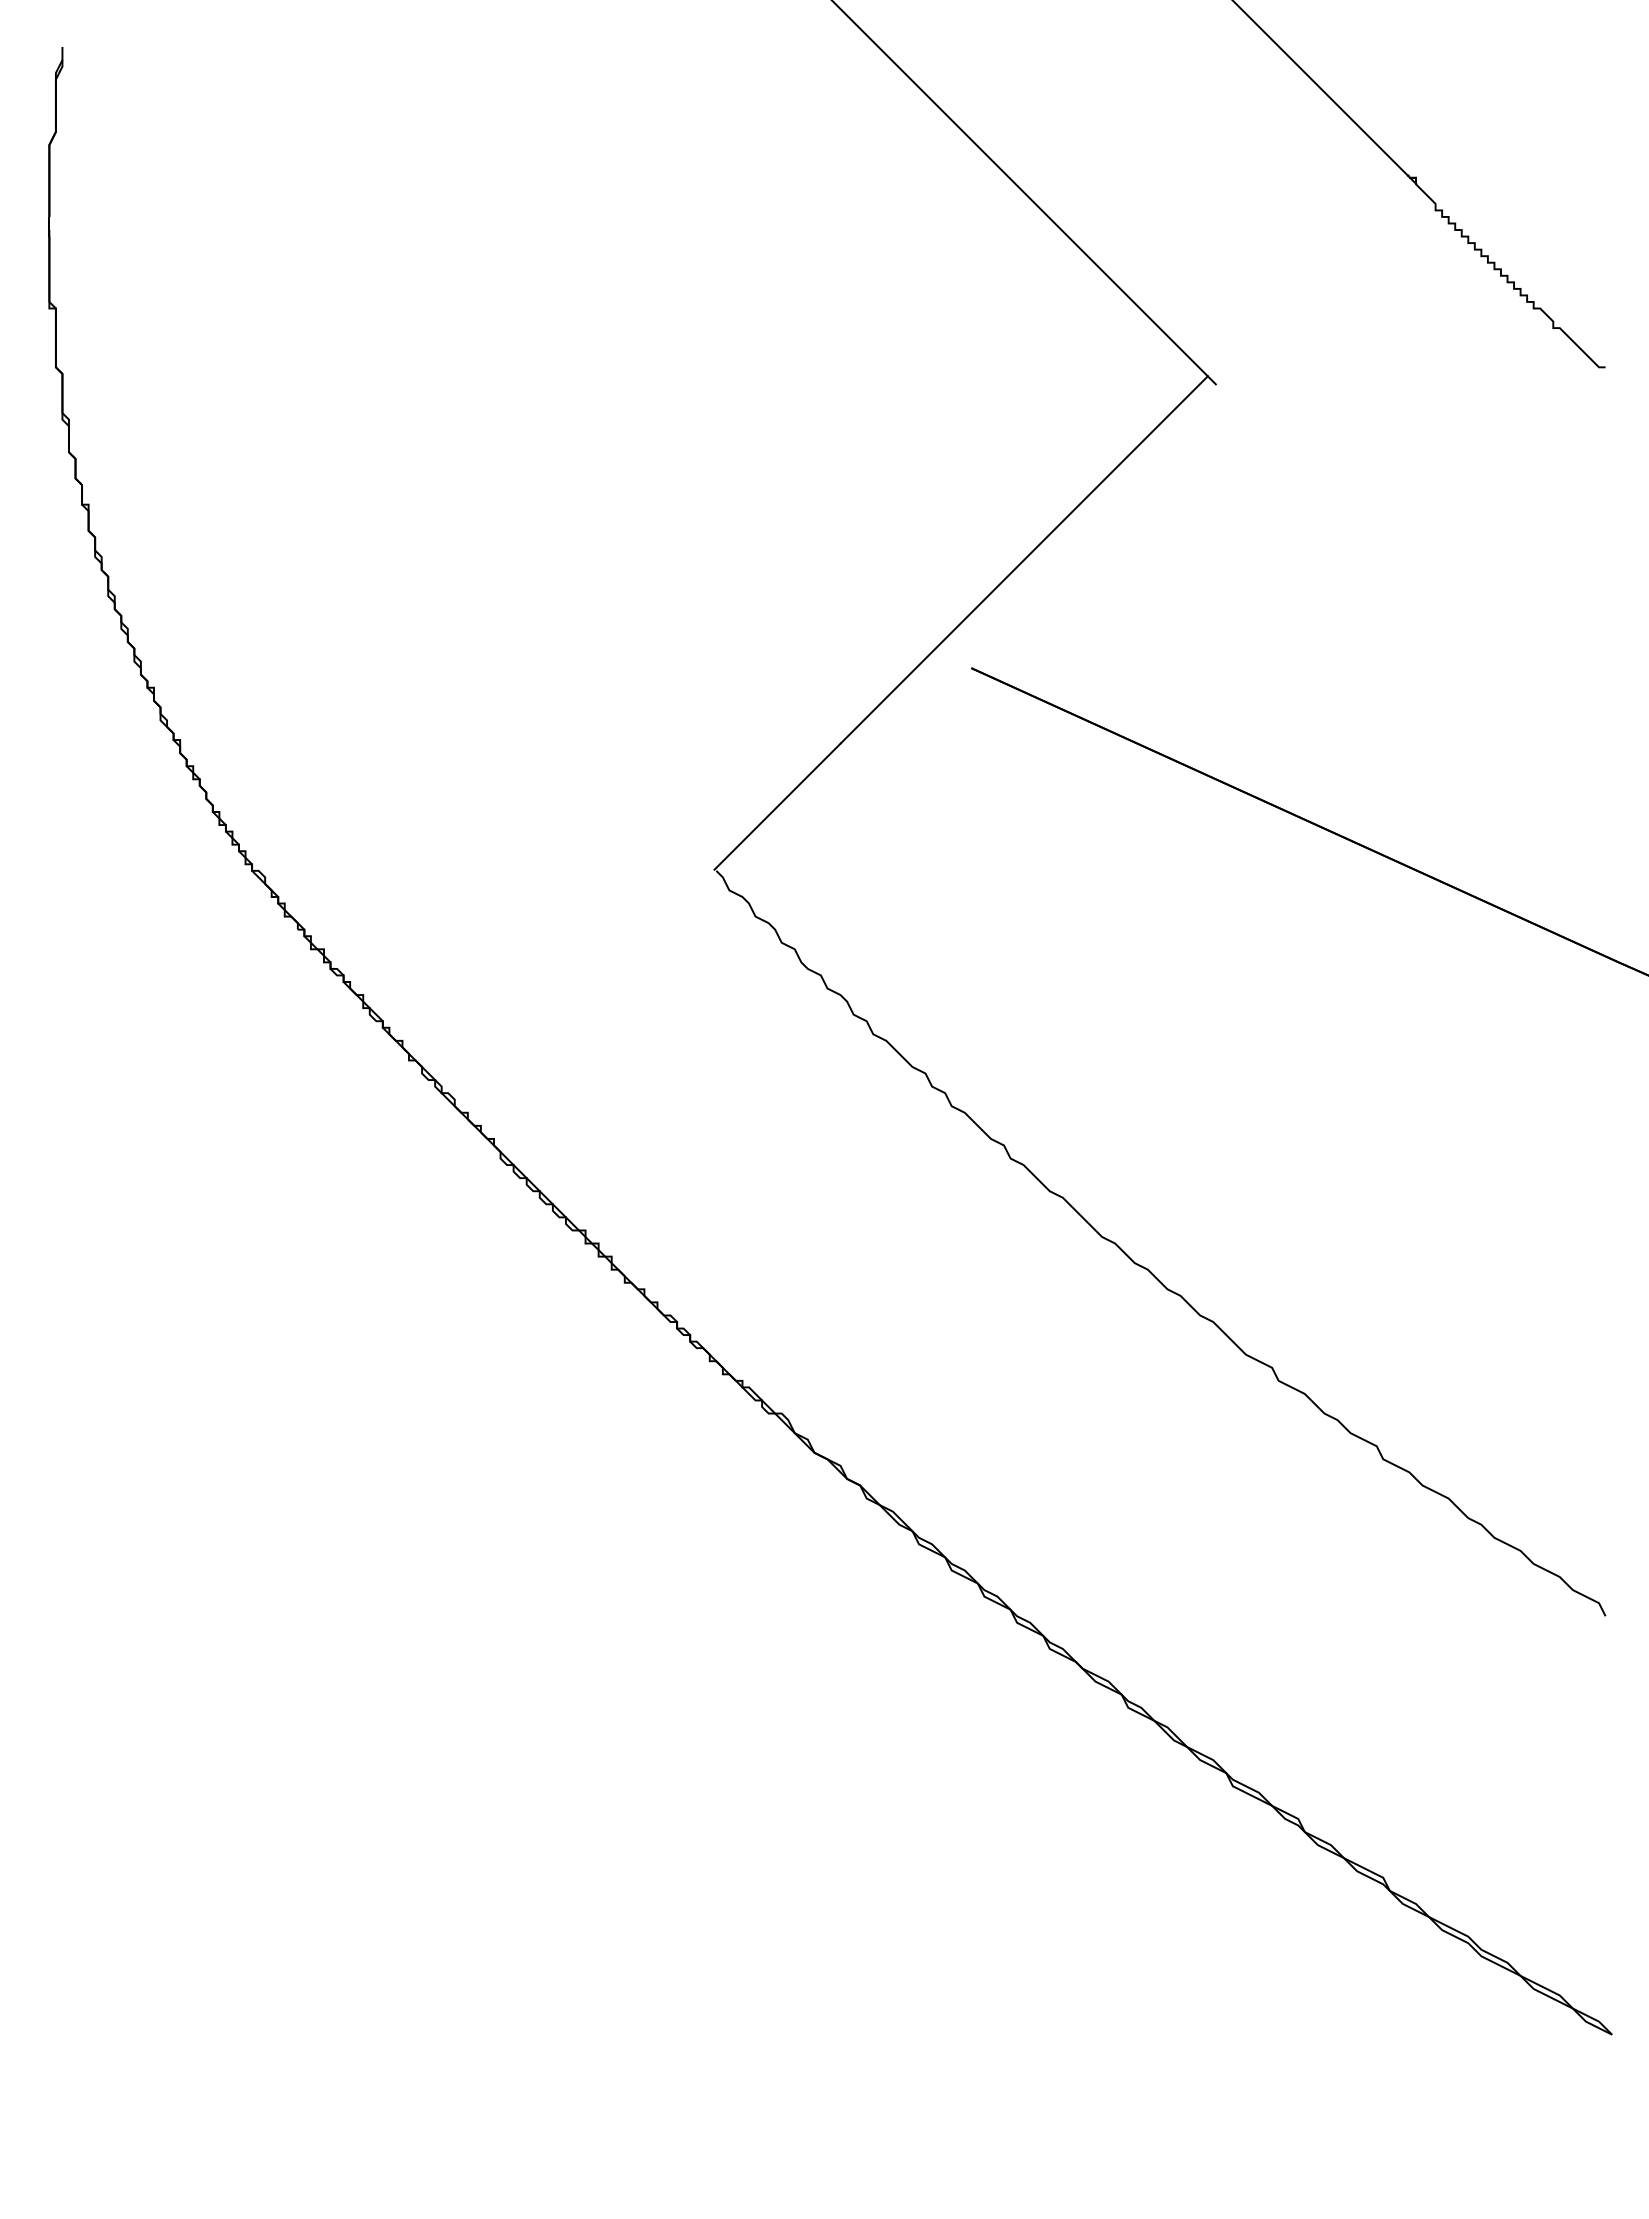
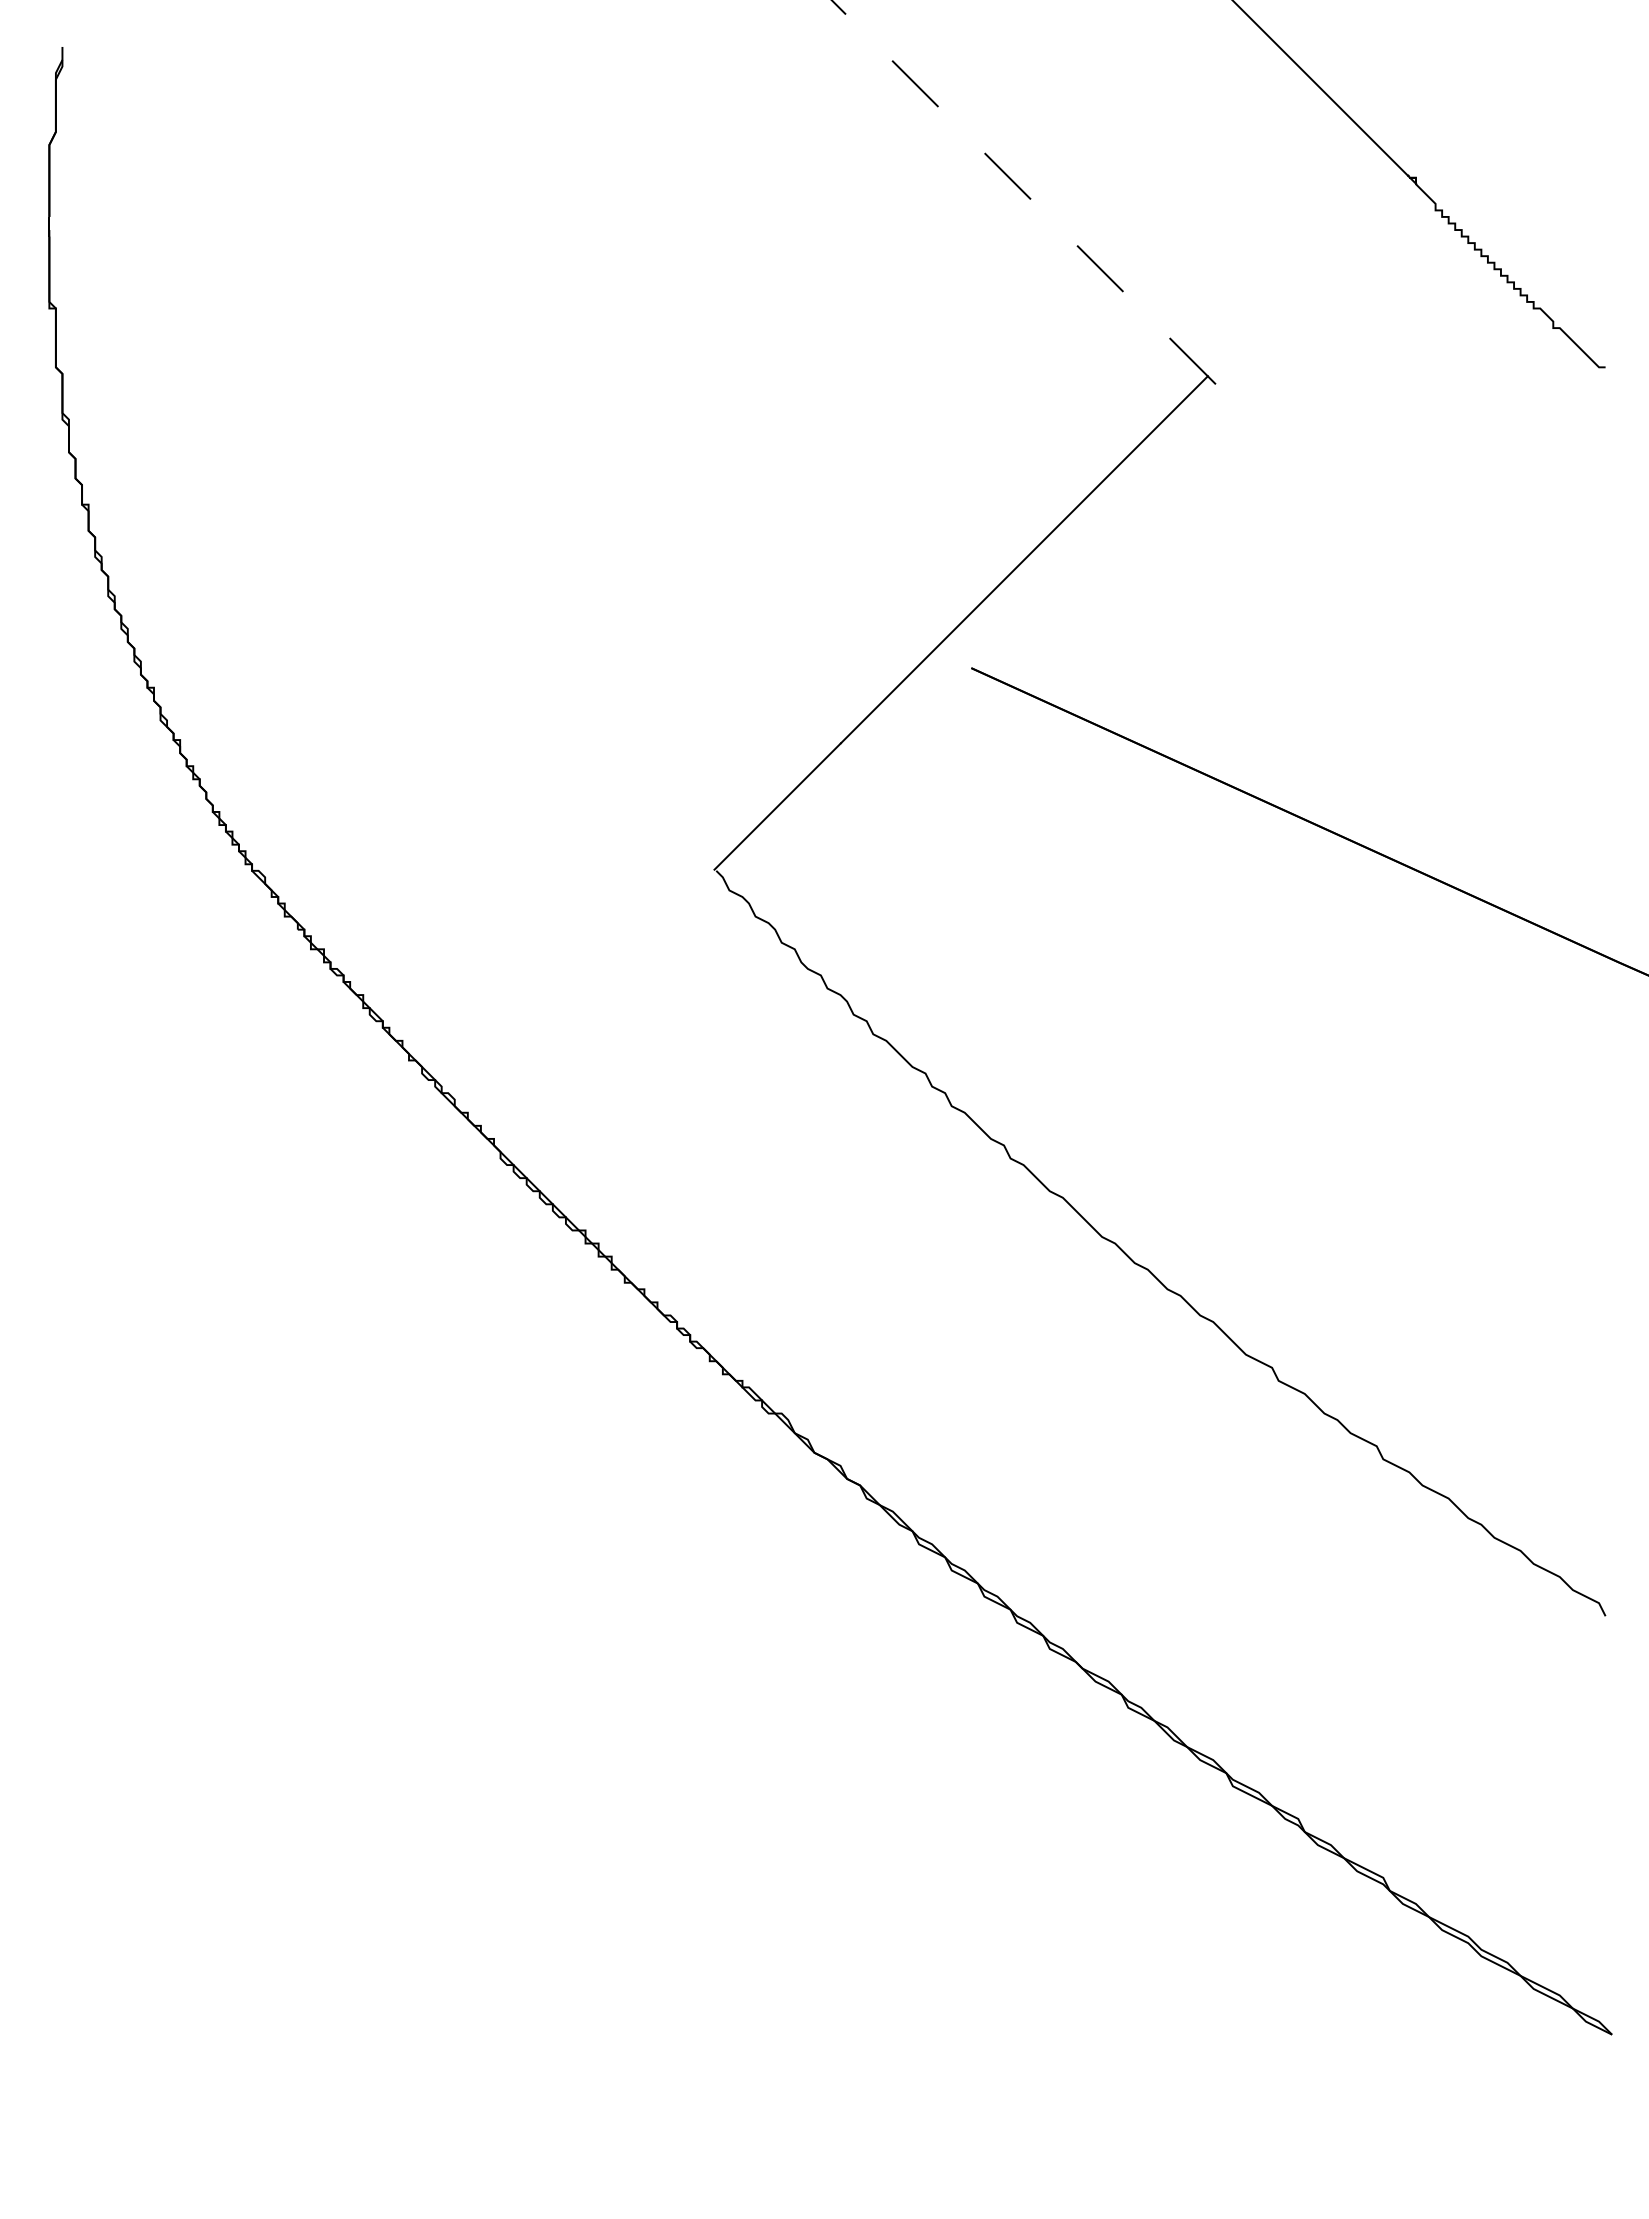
line: solid -> dashed (1023, 192)
